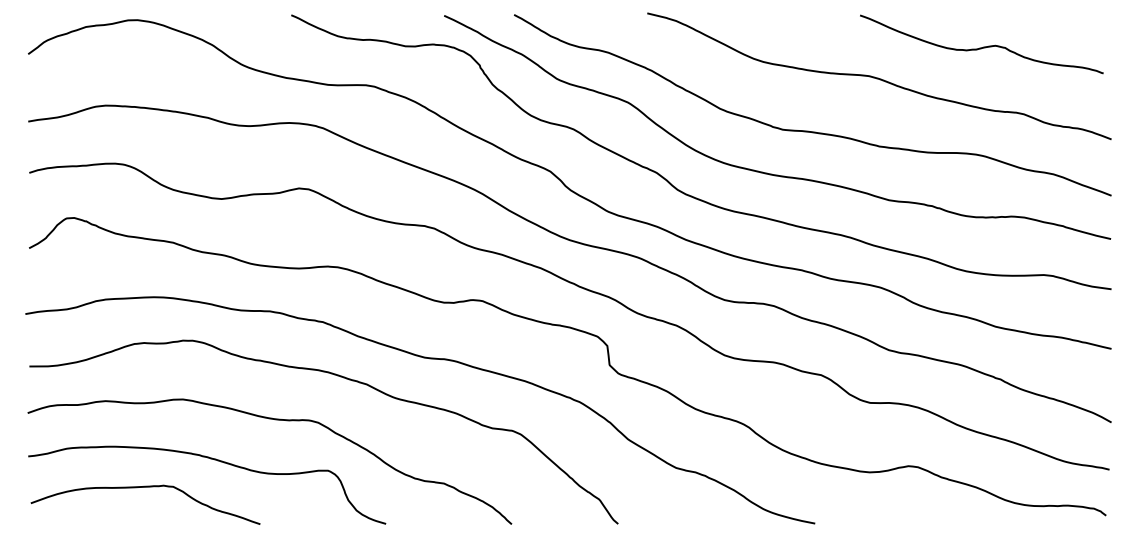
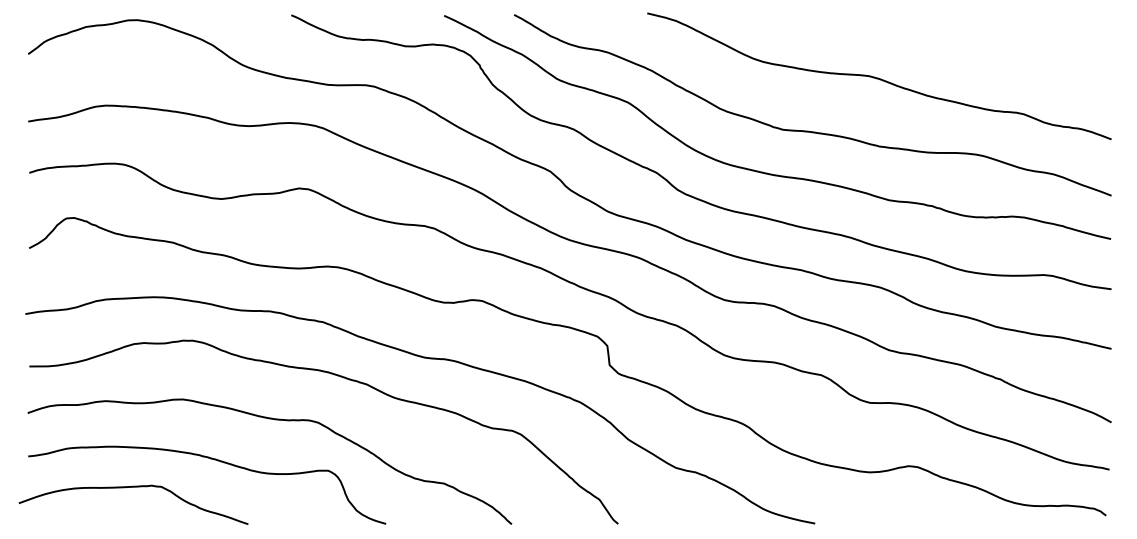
curve: present -> none (983, 46)
curve position: (145, 487) -> (133, 487) (133, 487)
